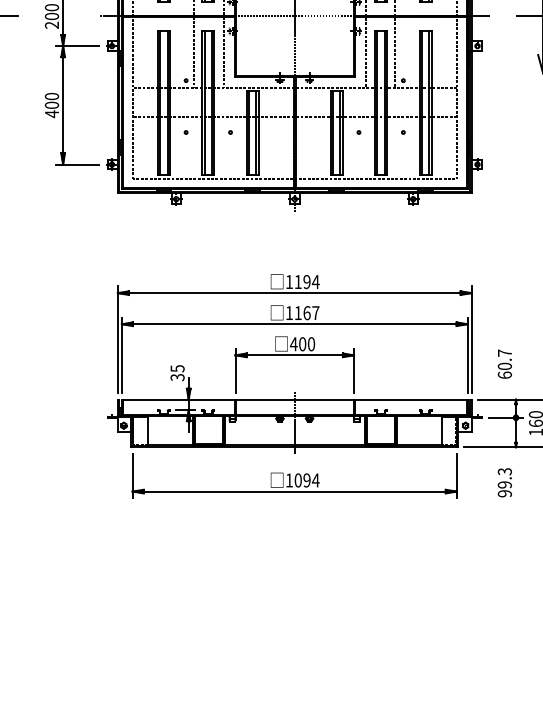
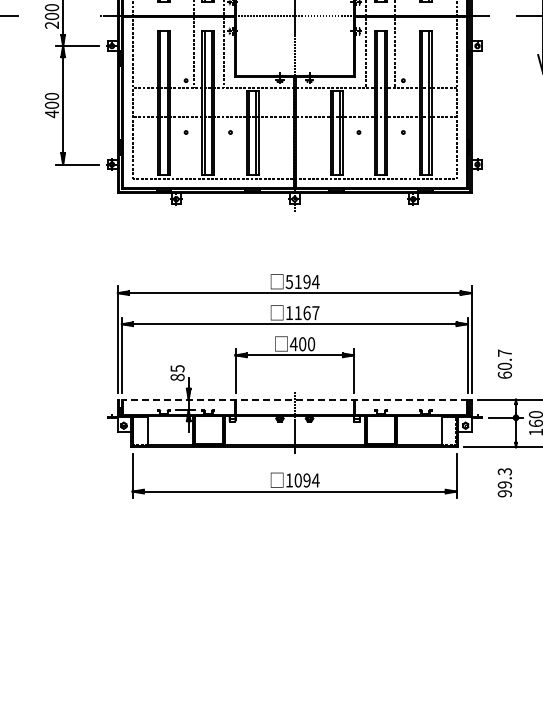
text: 1194 -> 5194 (288, 282)
text: 35 -> 85 (177, 377)
line: solid -> dashed (294, 399)
